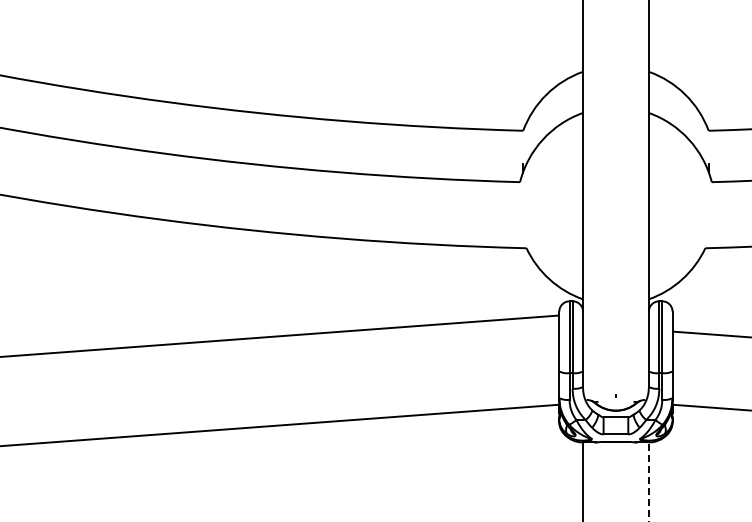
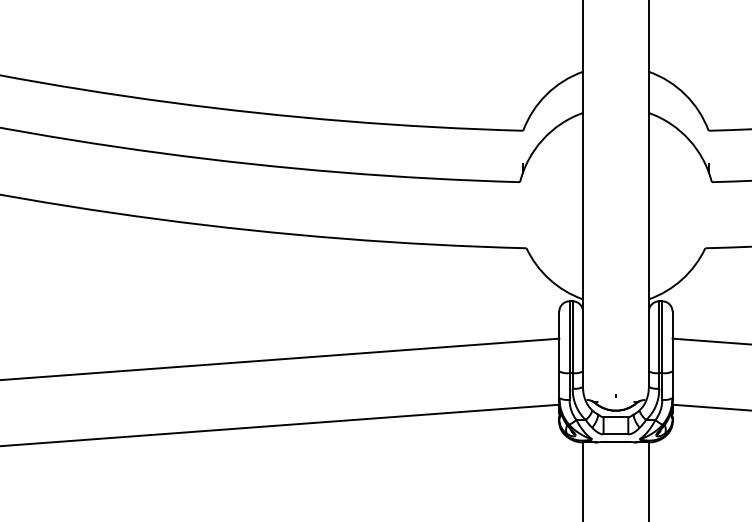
line position: (710, 334) -> (710, 341) (710, 341)
line position: (279, 335) -> (280, 358) (280, 358)
line: dashed -> solid (648, 481)
